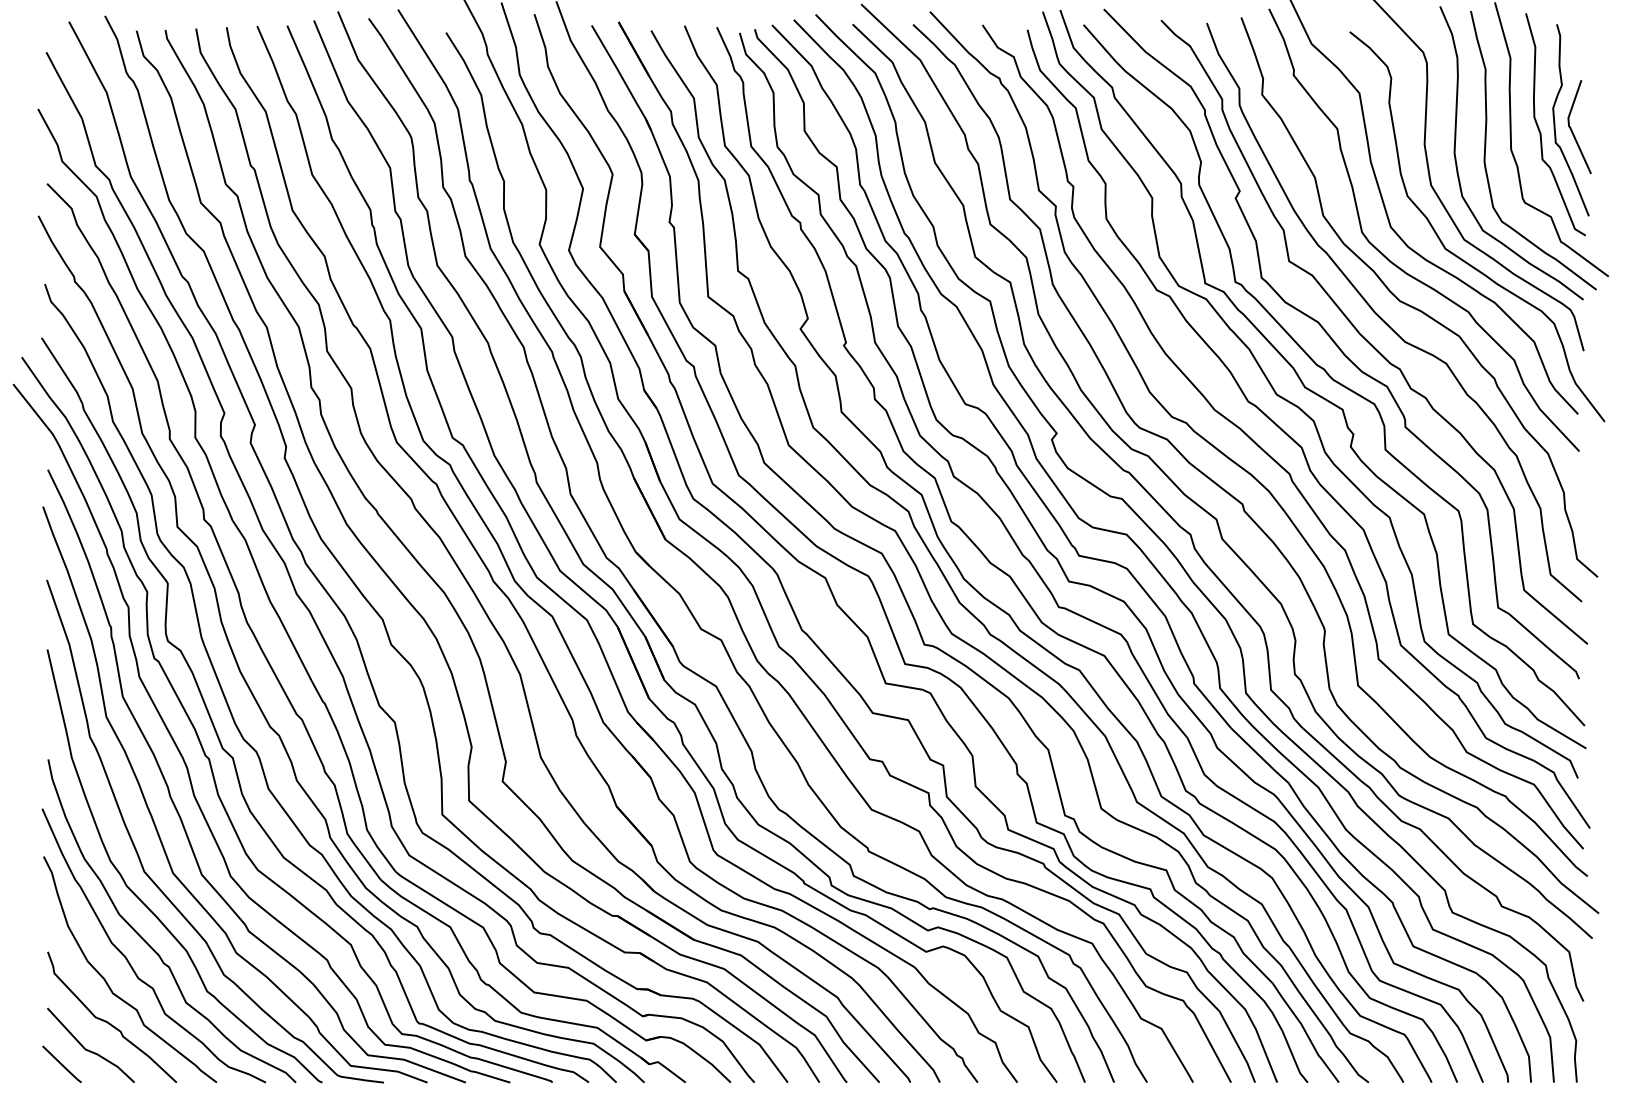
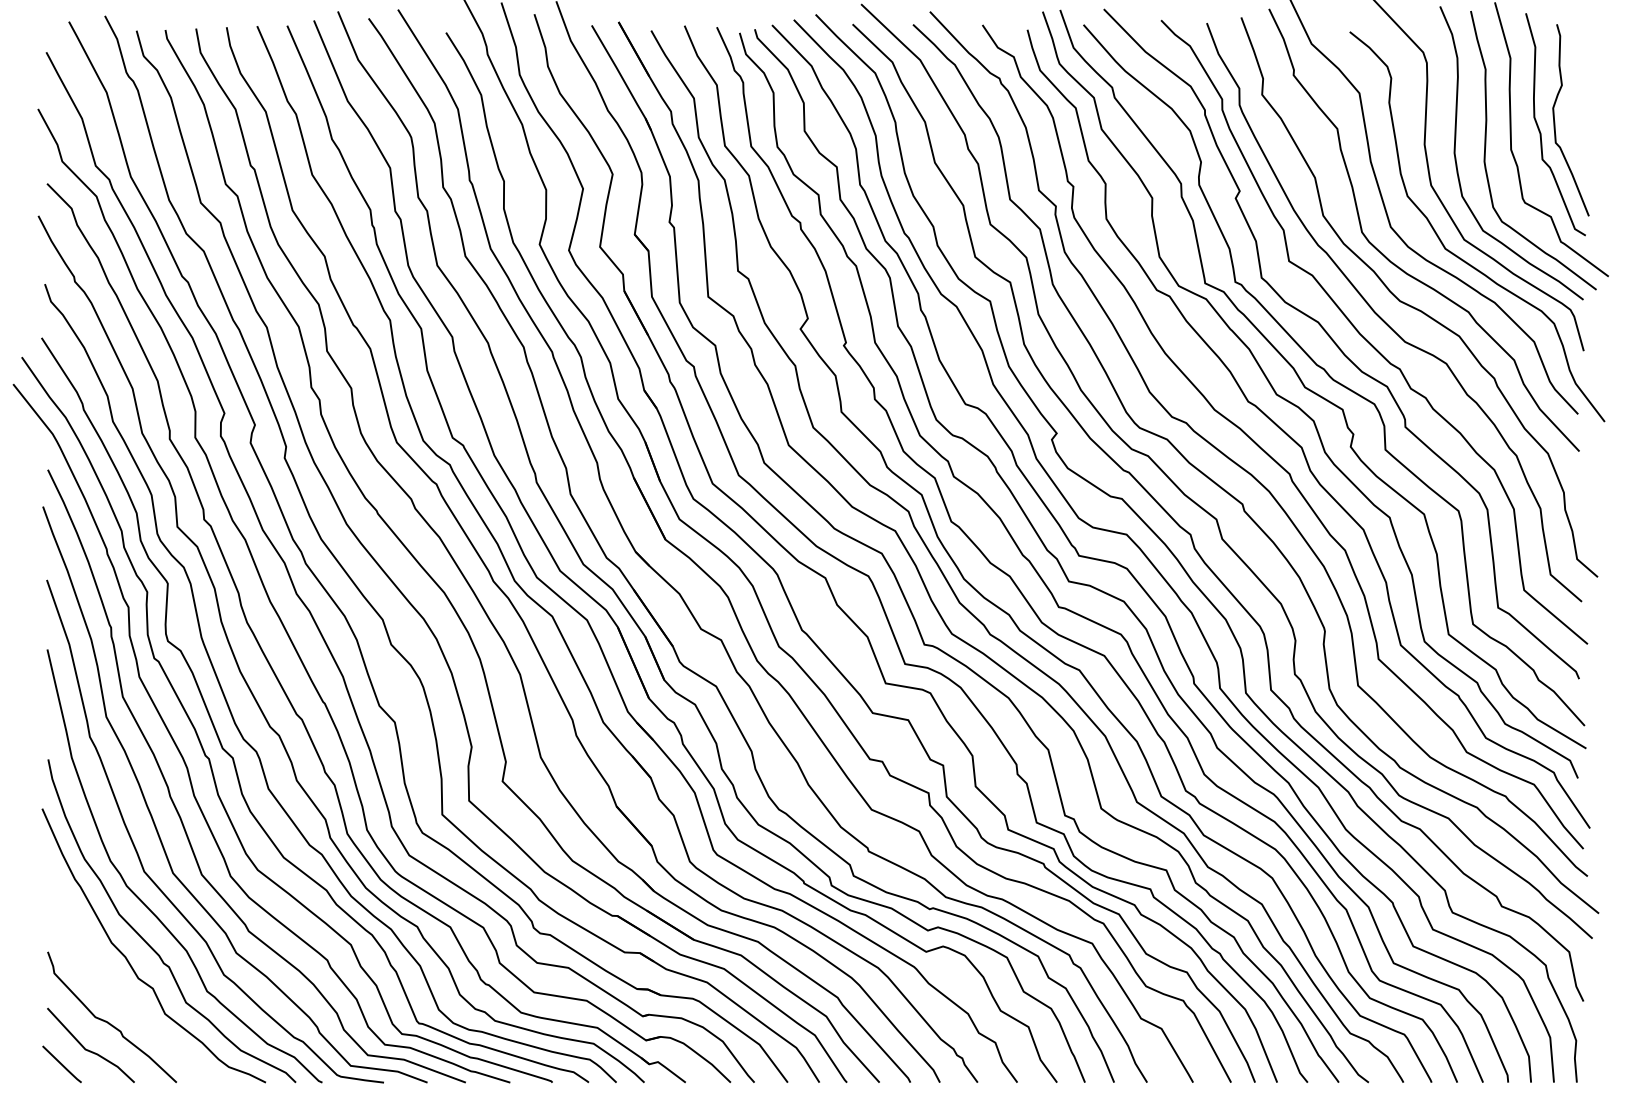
line: present -> none (1572, 130)
curve: present -> none (106, 980)
